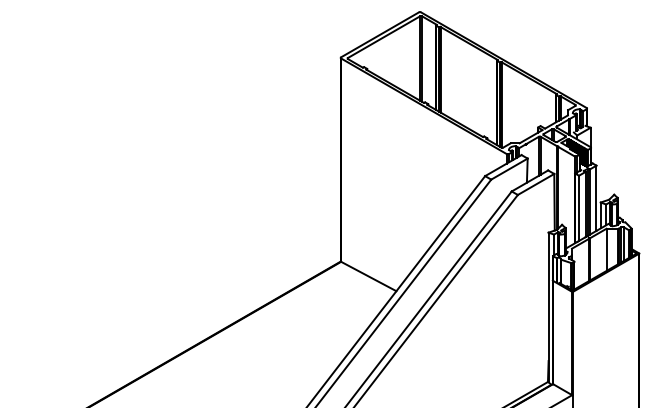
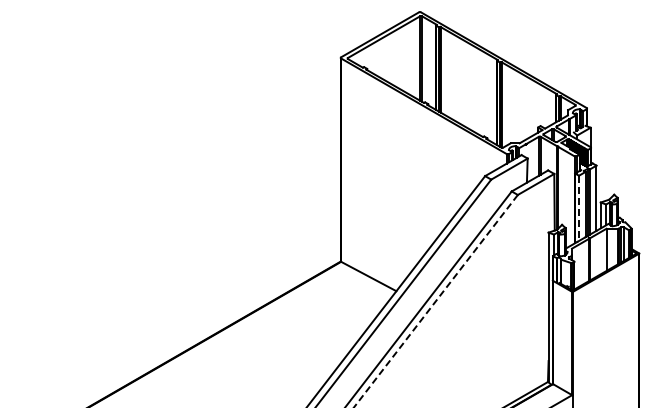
line: solid -> dashed (579, 208)
line: solid -> dashed (435, 301)
